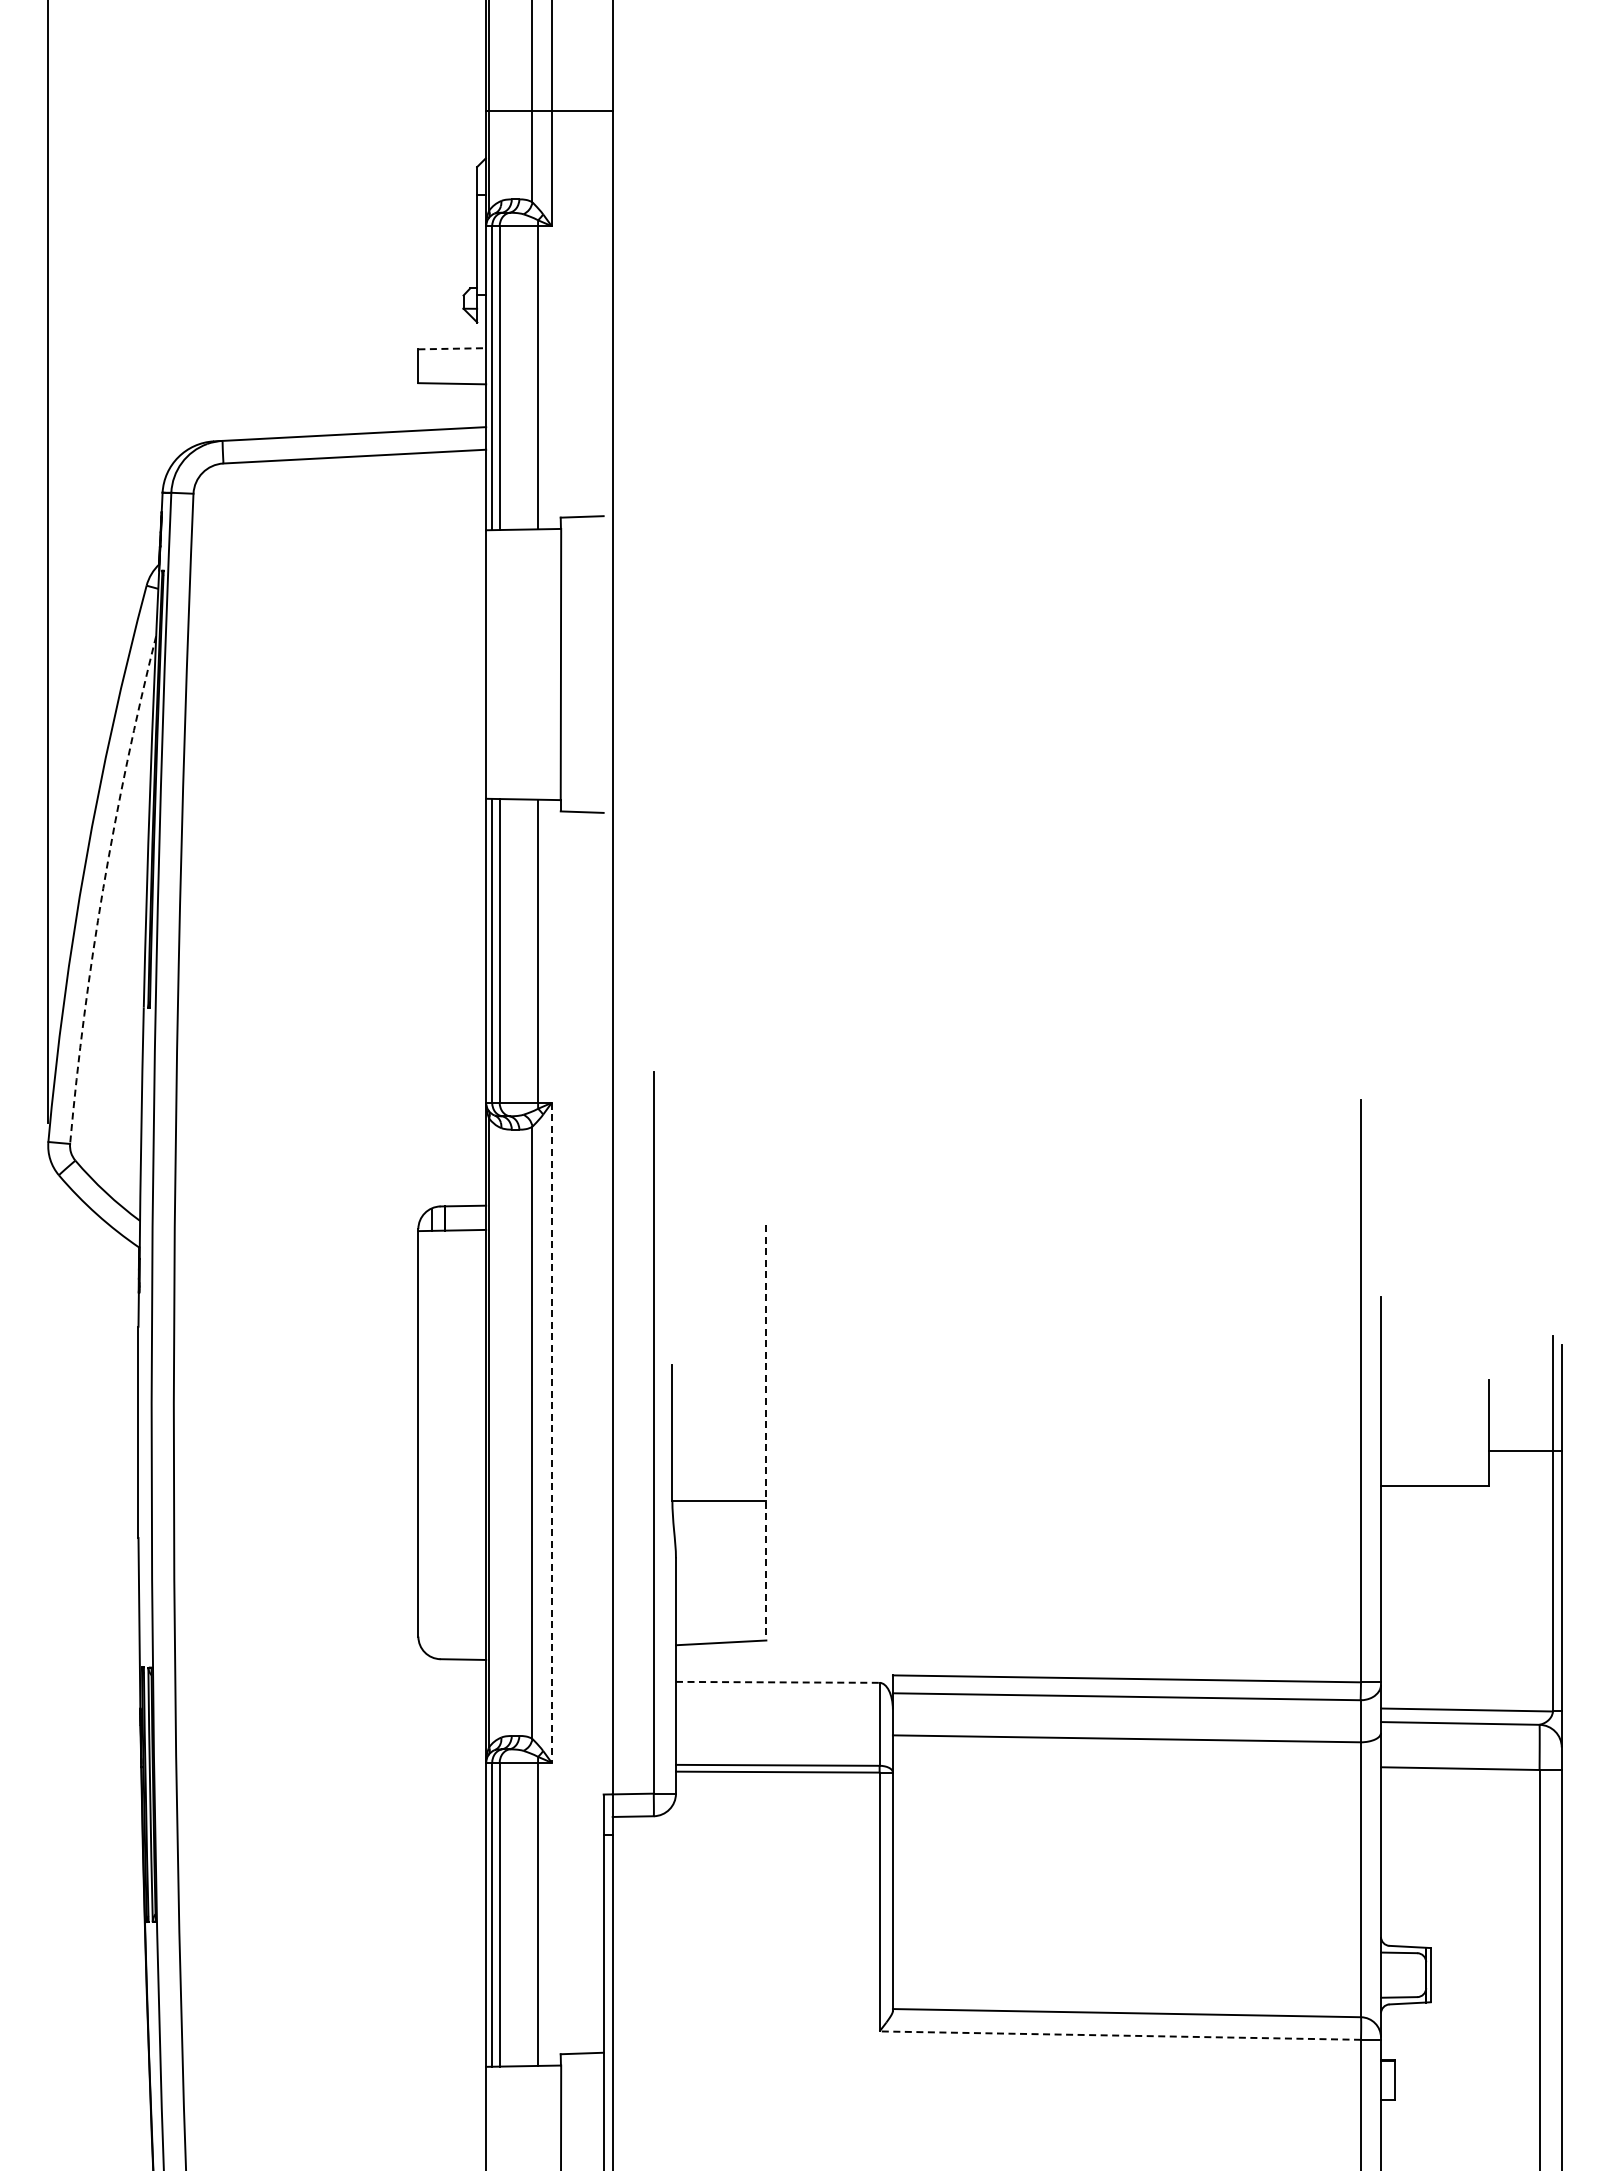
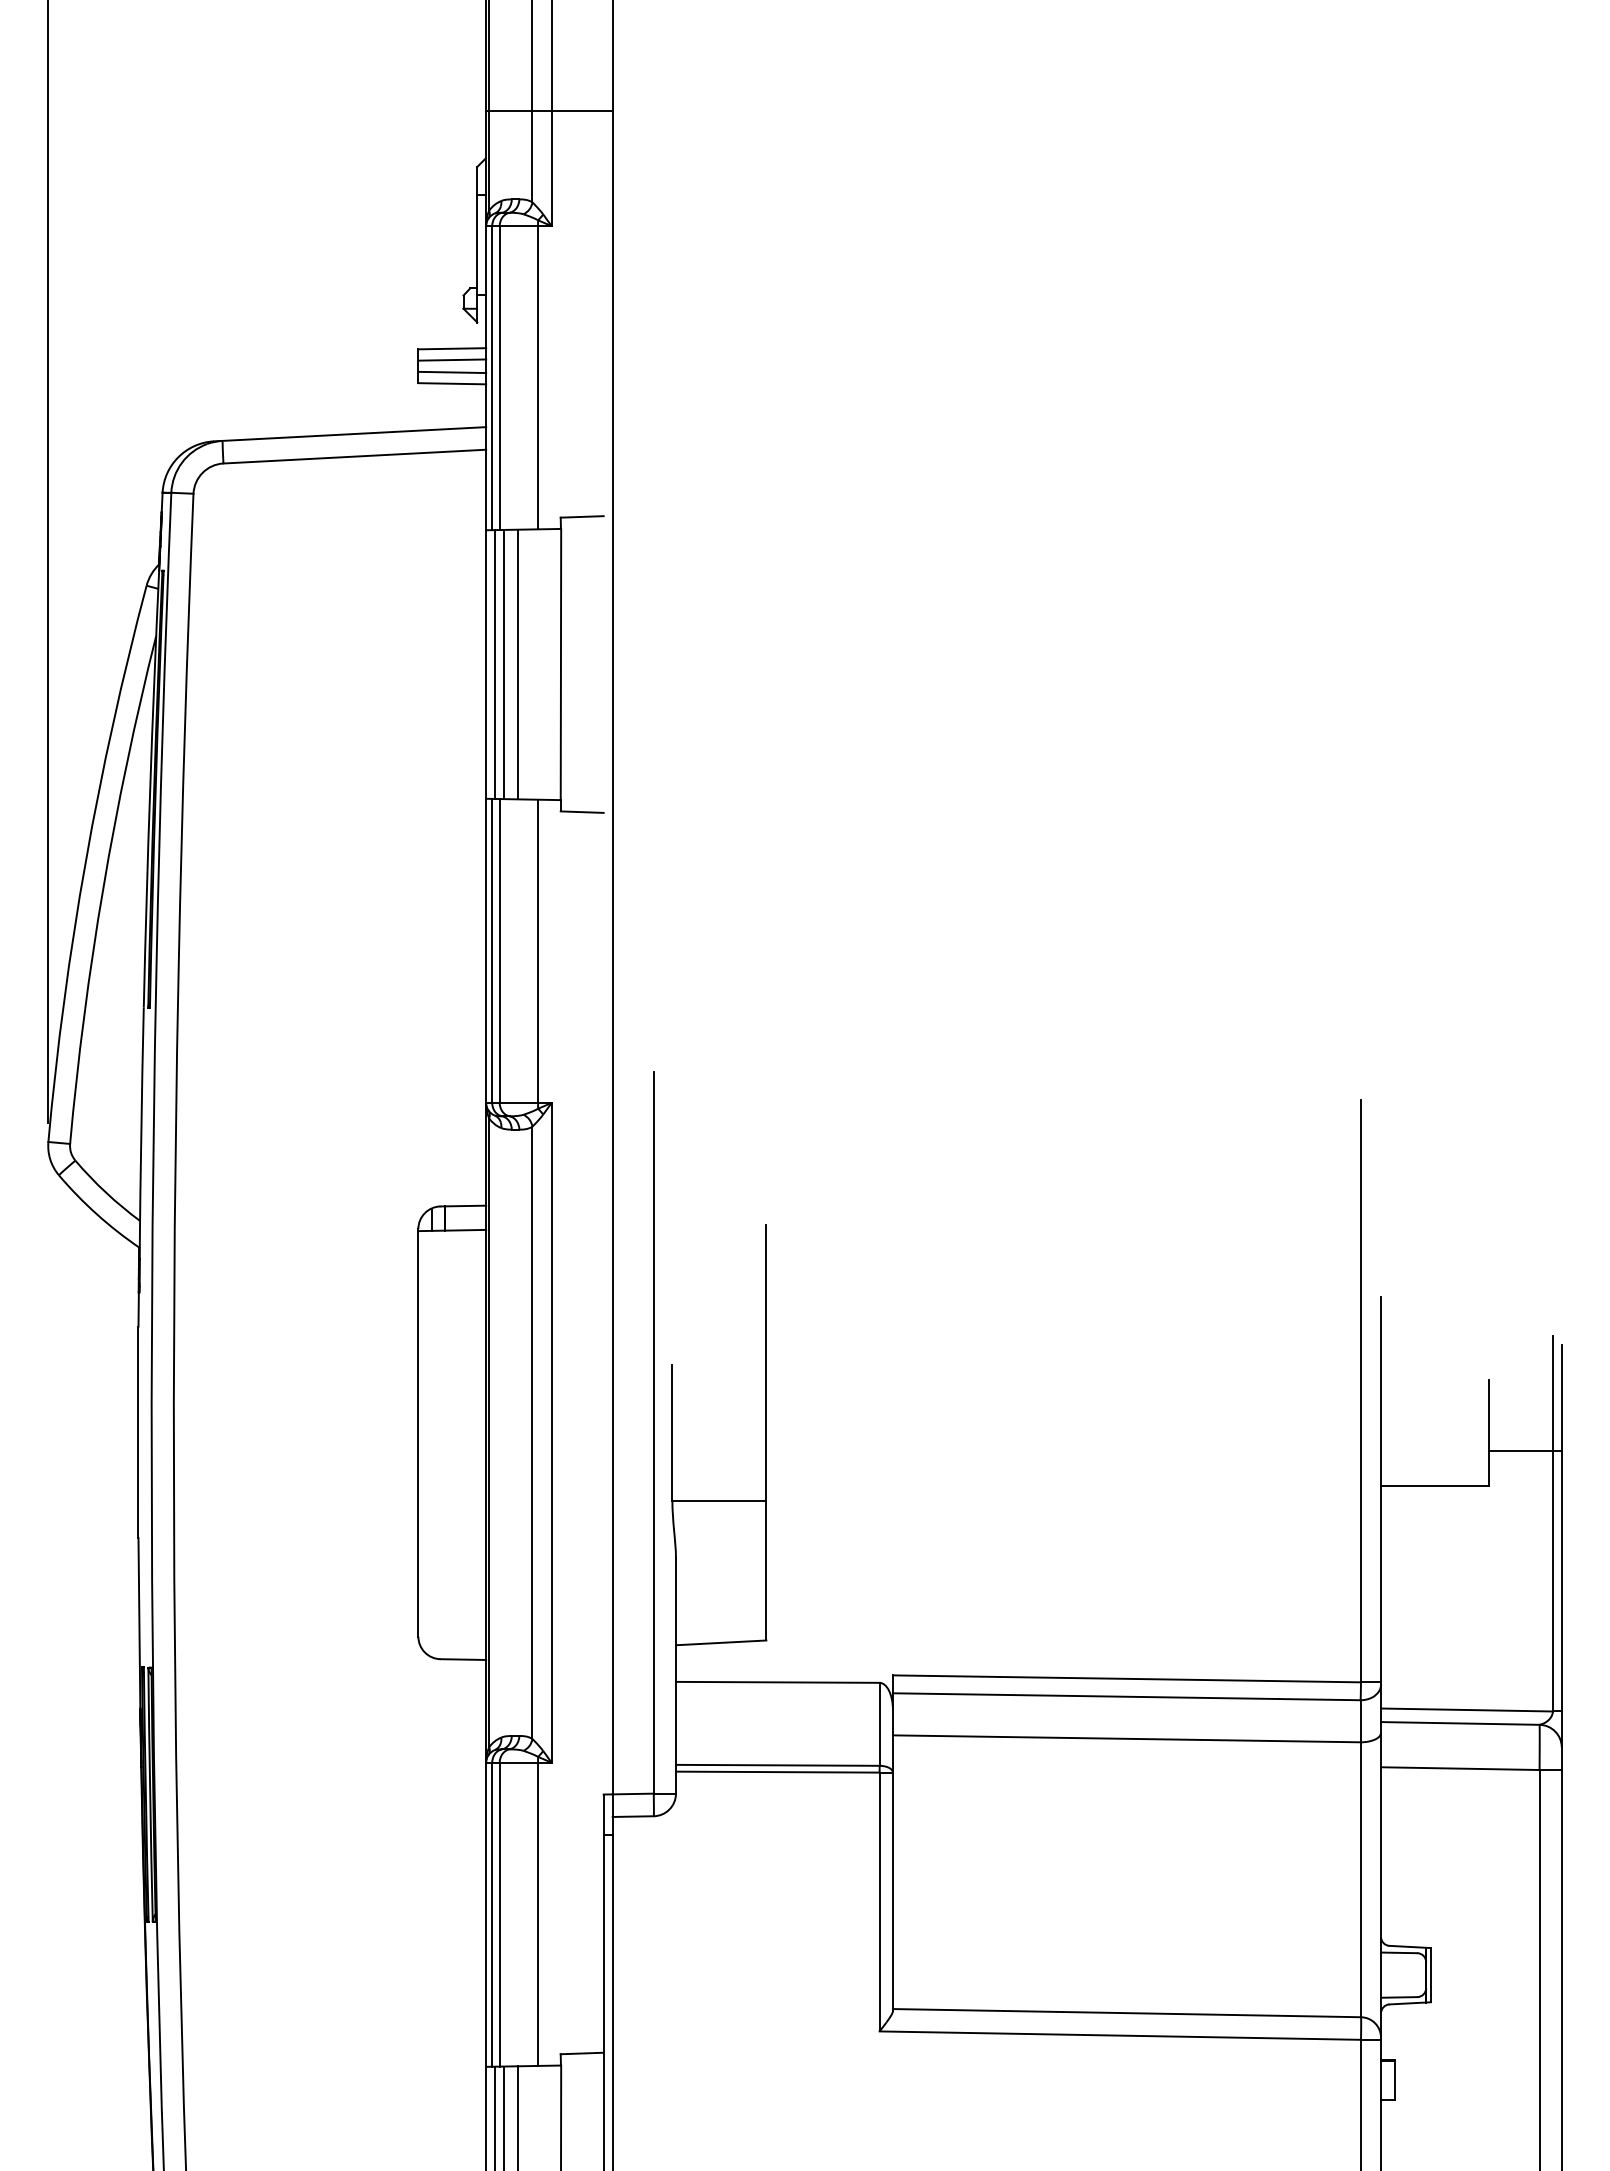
line: dashed -> solid (452, 348)
line: none -> present (452, 359)
line: none -> present (452, 372)
line: none -> present (495, 664)
line: none -> present (504, 664)
line: none -> present (517, 664)
arc: dashed -> solid (103, 888)
line: dashed -> solid (551, 1432)
line: dashed -> solid (766, 1432)
line: dashed -> solid (777, 1682)
line: dashed -> solid (1120, 2035)
line: none -> present (495, 2116)
line: none -> present (504, 2116)
line: none -> present (517, 2116)
